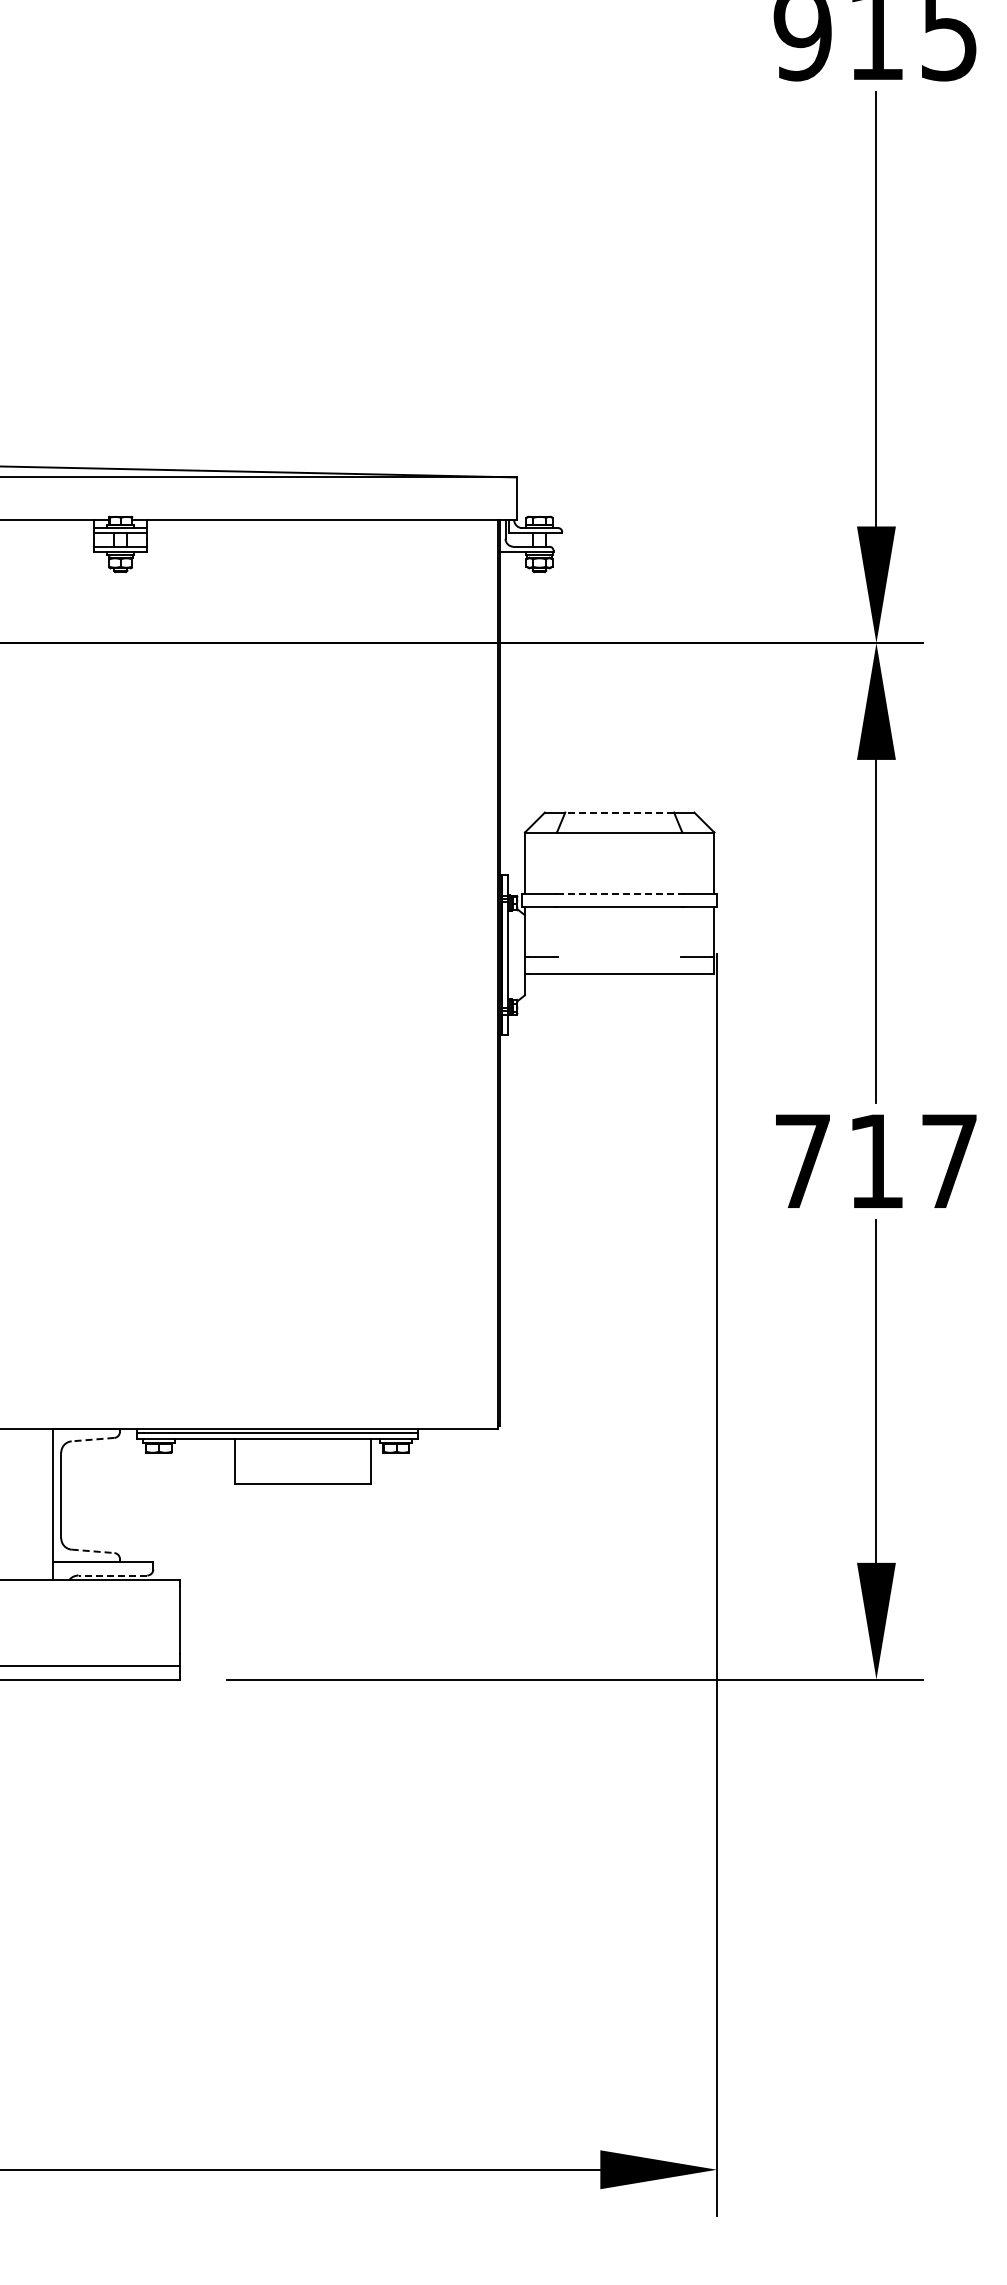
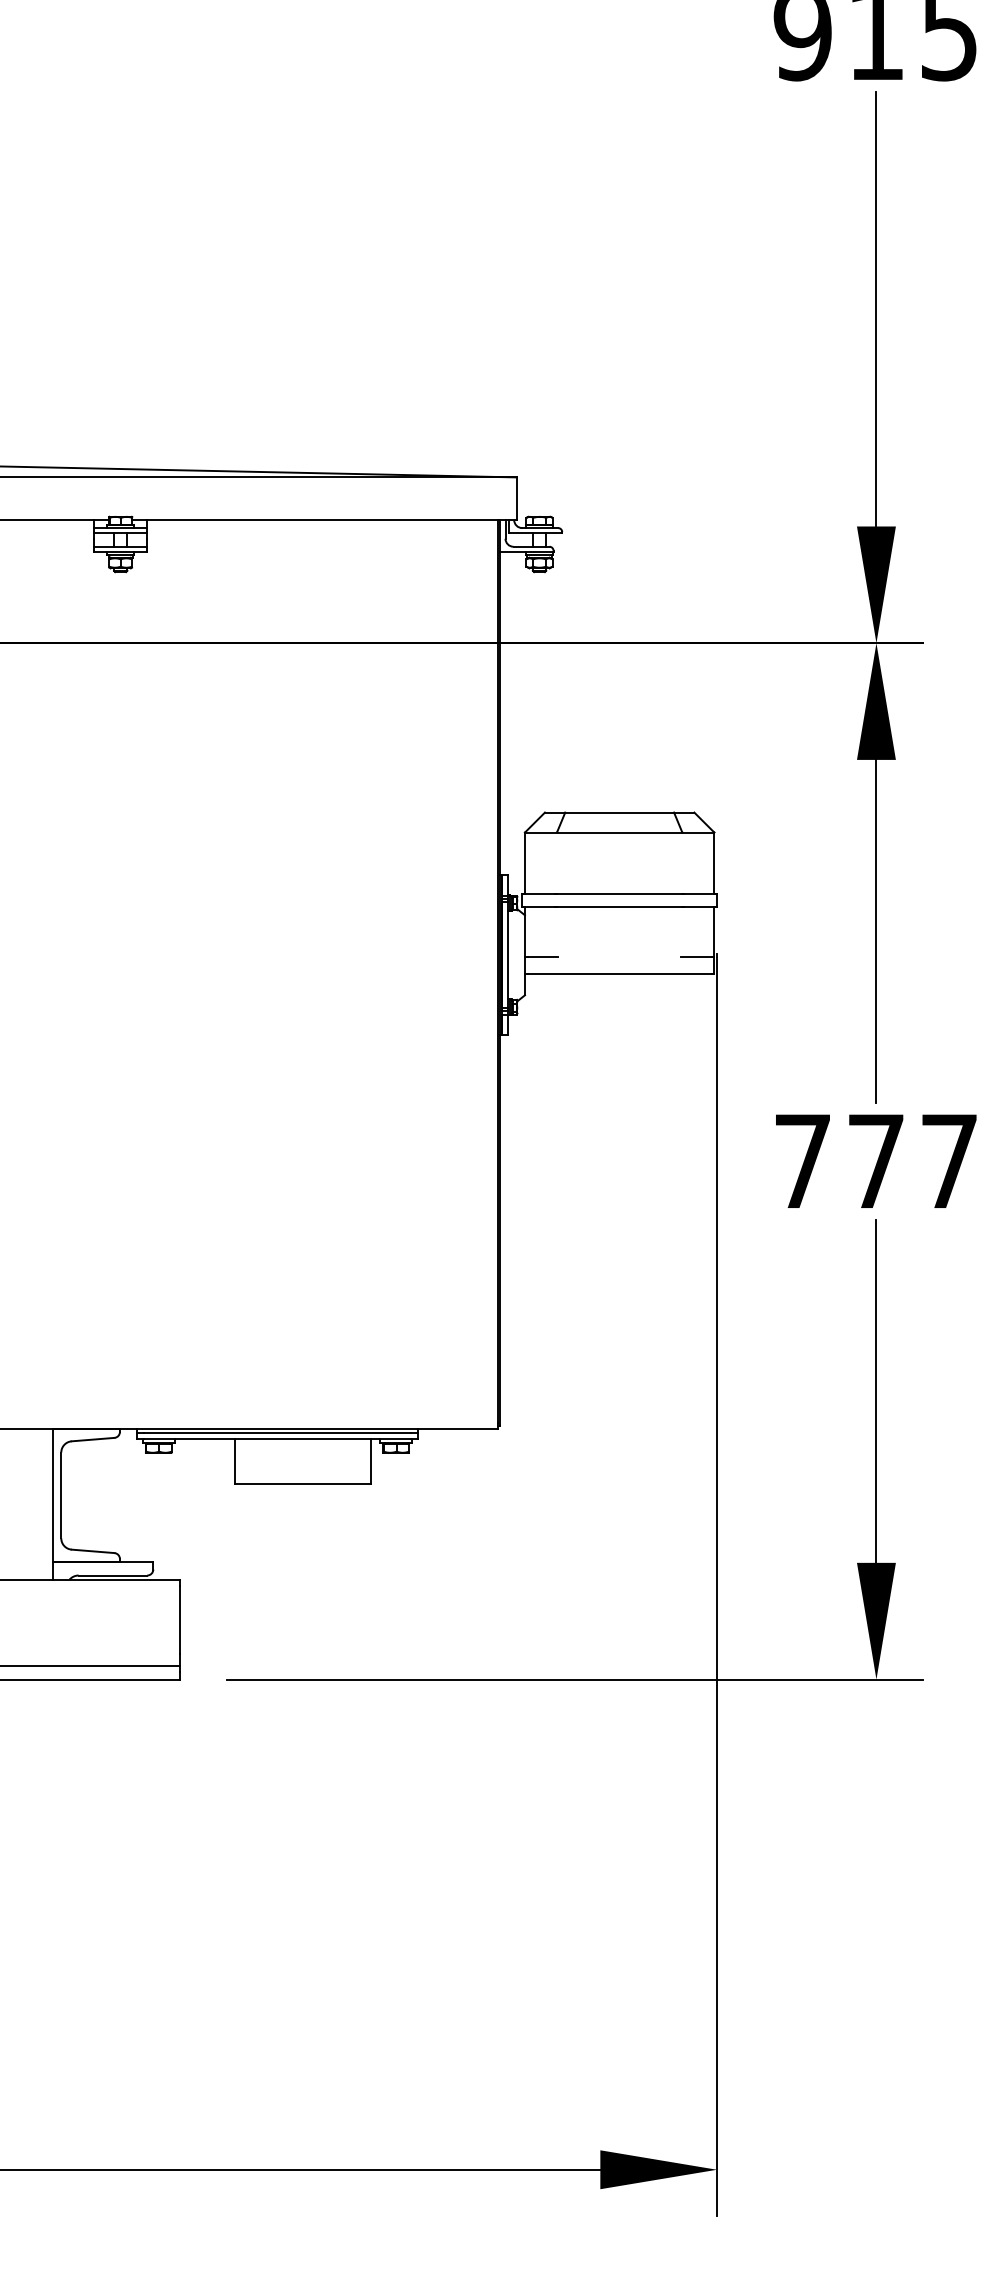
line: dashed -> solid (619, 812)
line: dashed -> solid (619, 893)
text: 717 -> 777 (876, 1160)
line: dashed -> solid (92, 1439)
line: dashed -> solid (93, 1551)
line: dashed -> solid (112, 1575)
